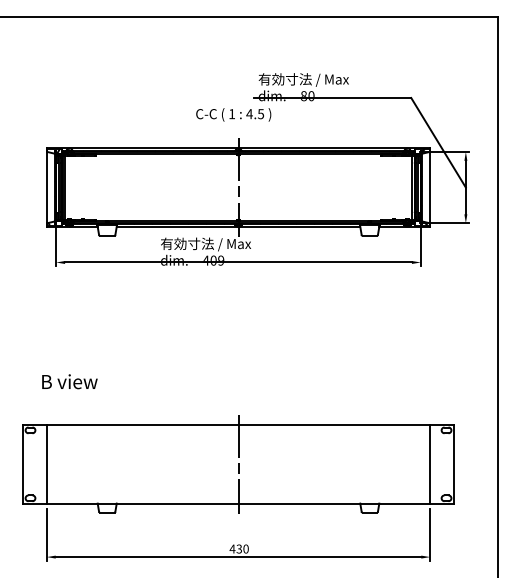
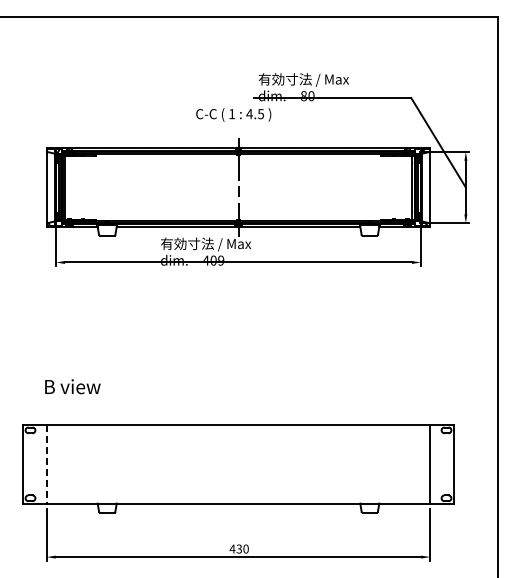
text position: (69, 381) -> (72, 386) (72, 386)
line: solid -> dashed (46, 464)
line: present -> none (238, 464)
